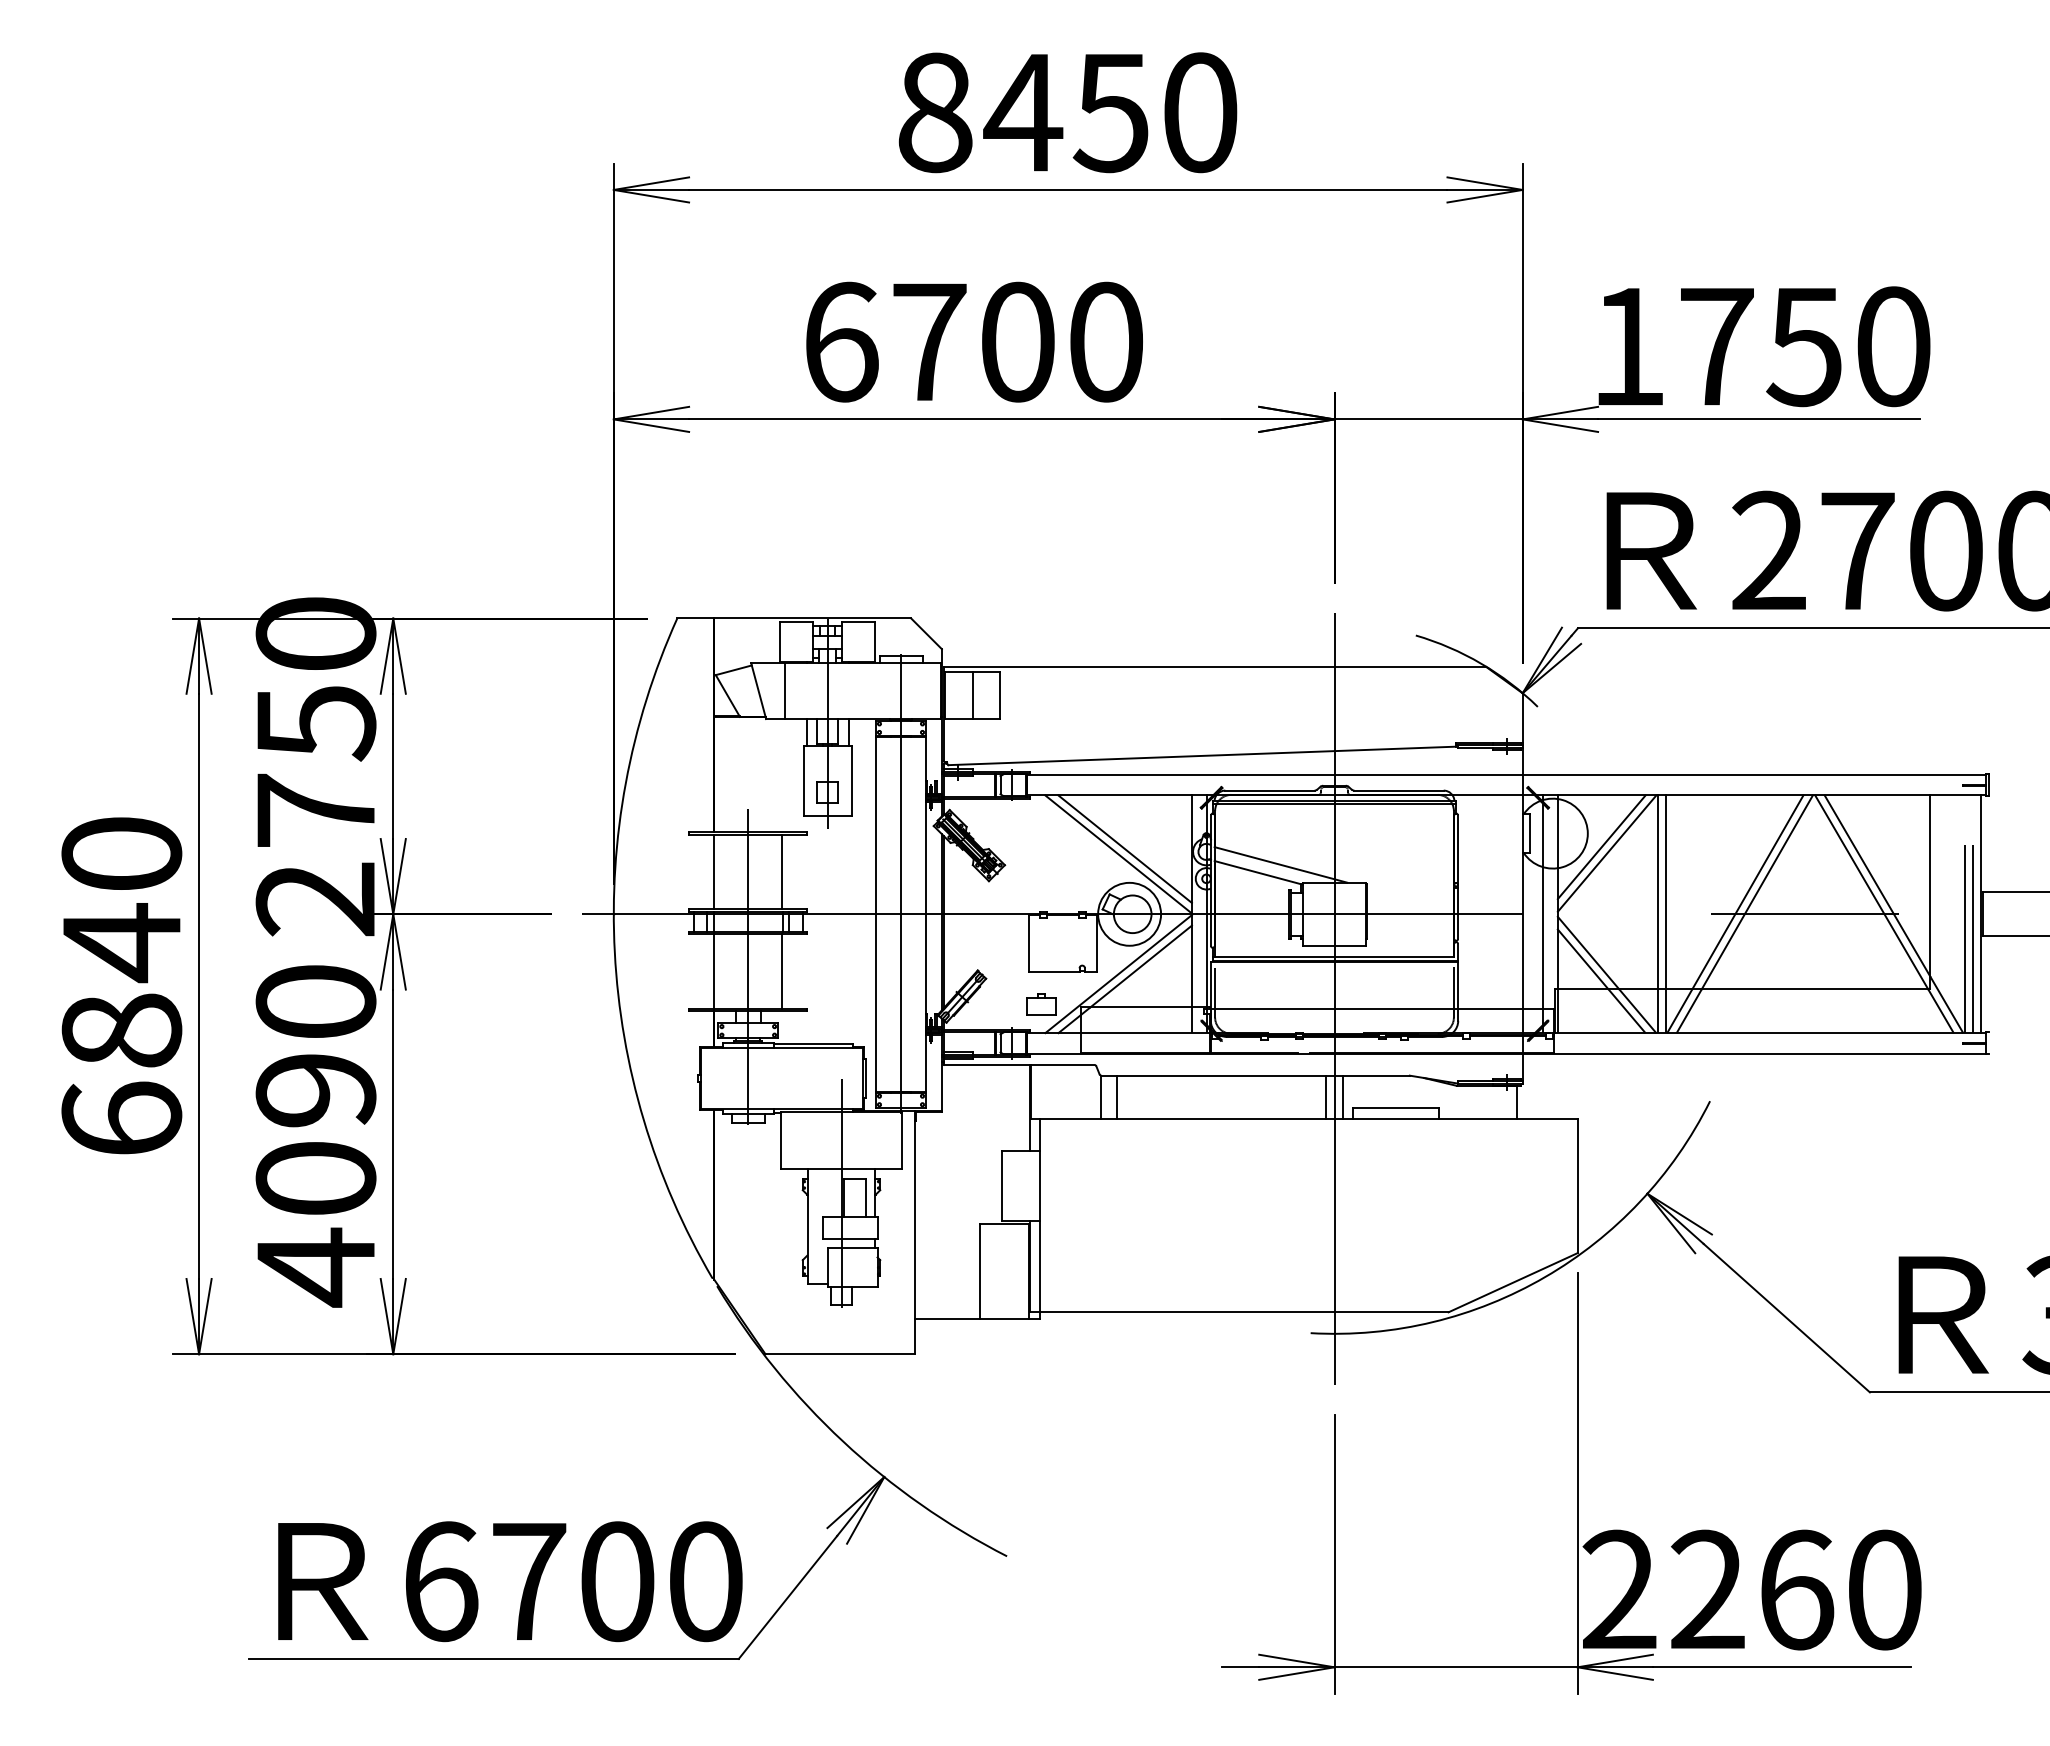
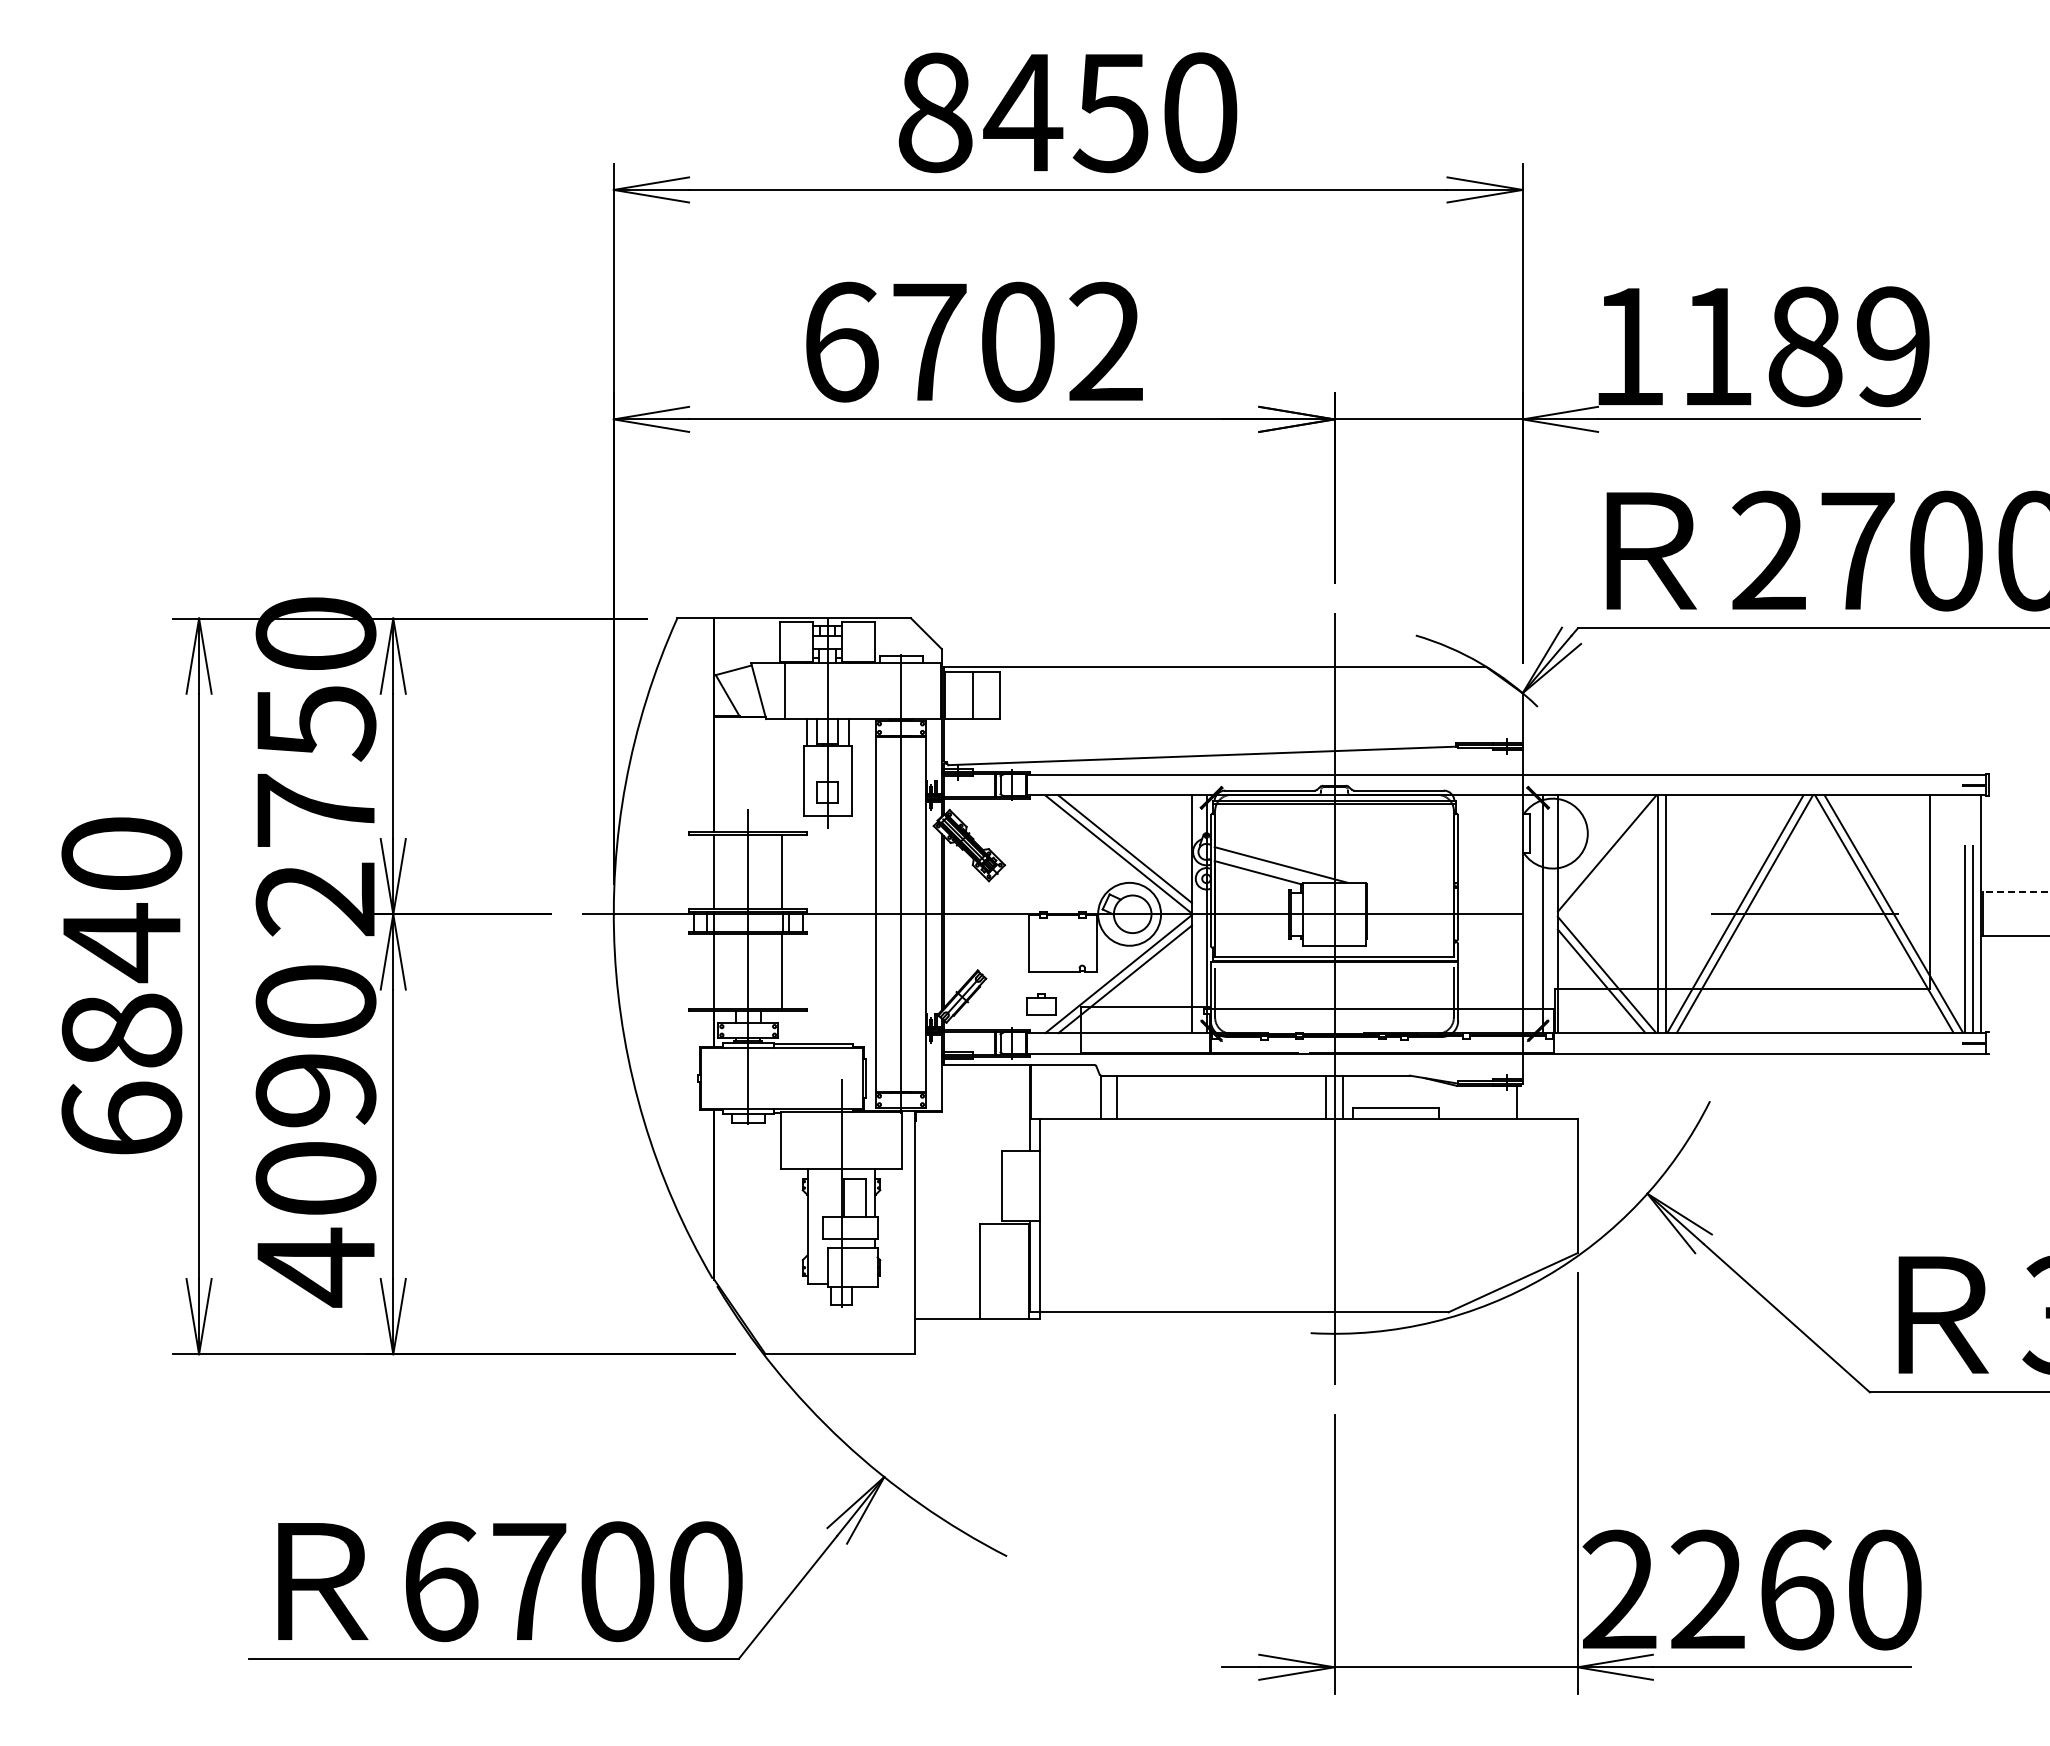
text: 6700 -> 6702 (1105, 341)
text: 1750 -> 1189 (1805, 346)
line: present -> none (1601, 847)
line: solid -> dashed (2016, 892)
